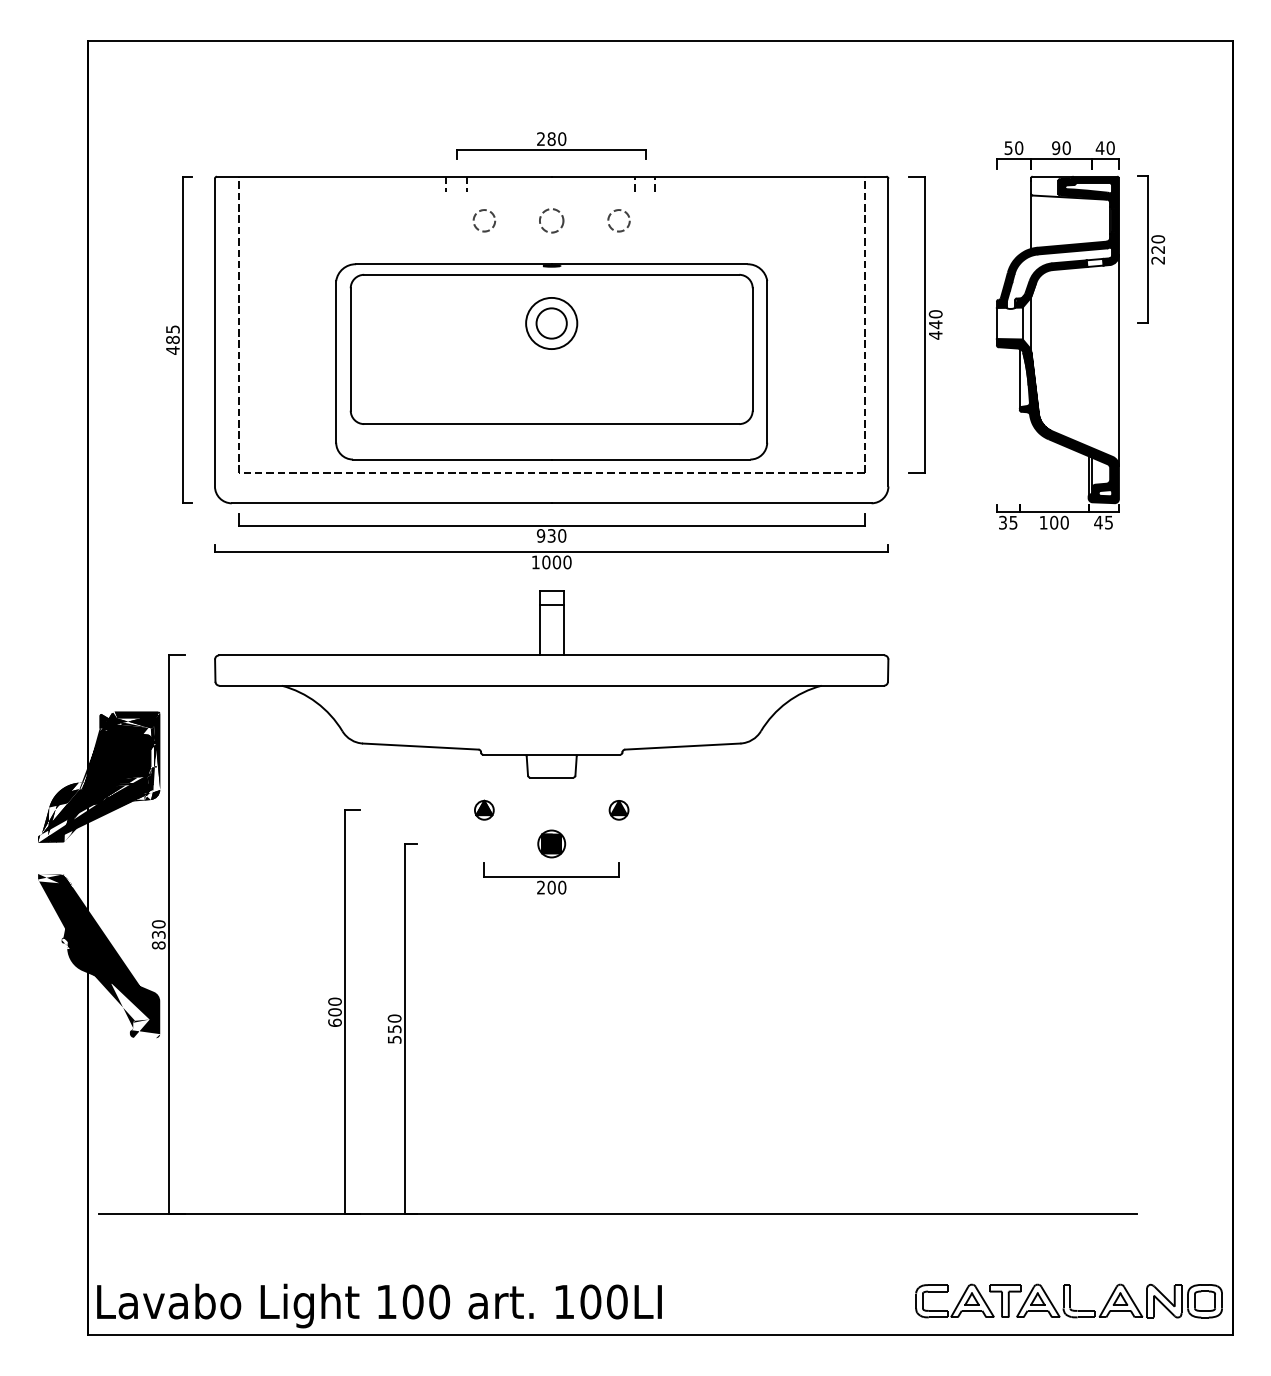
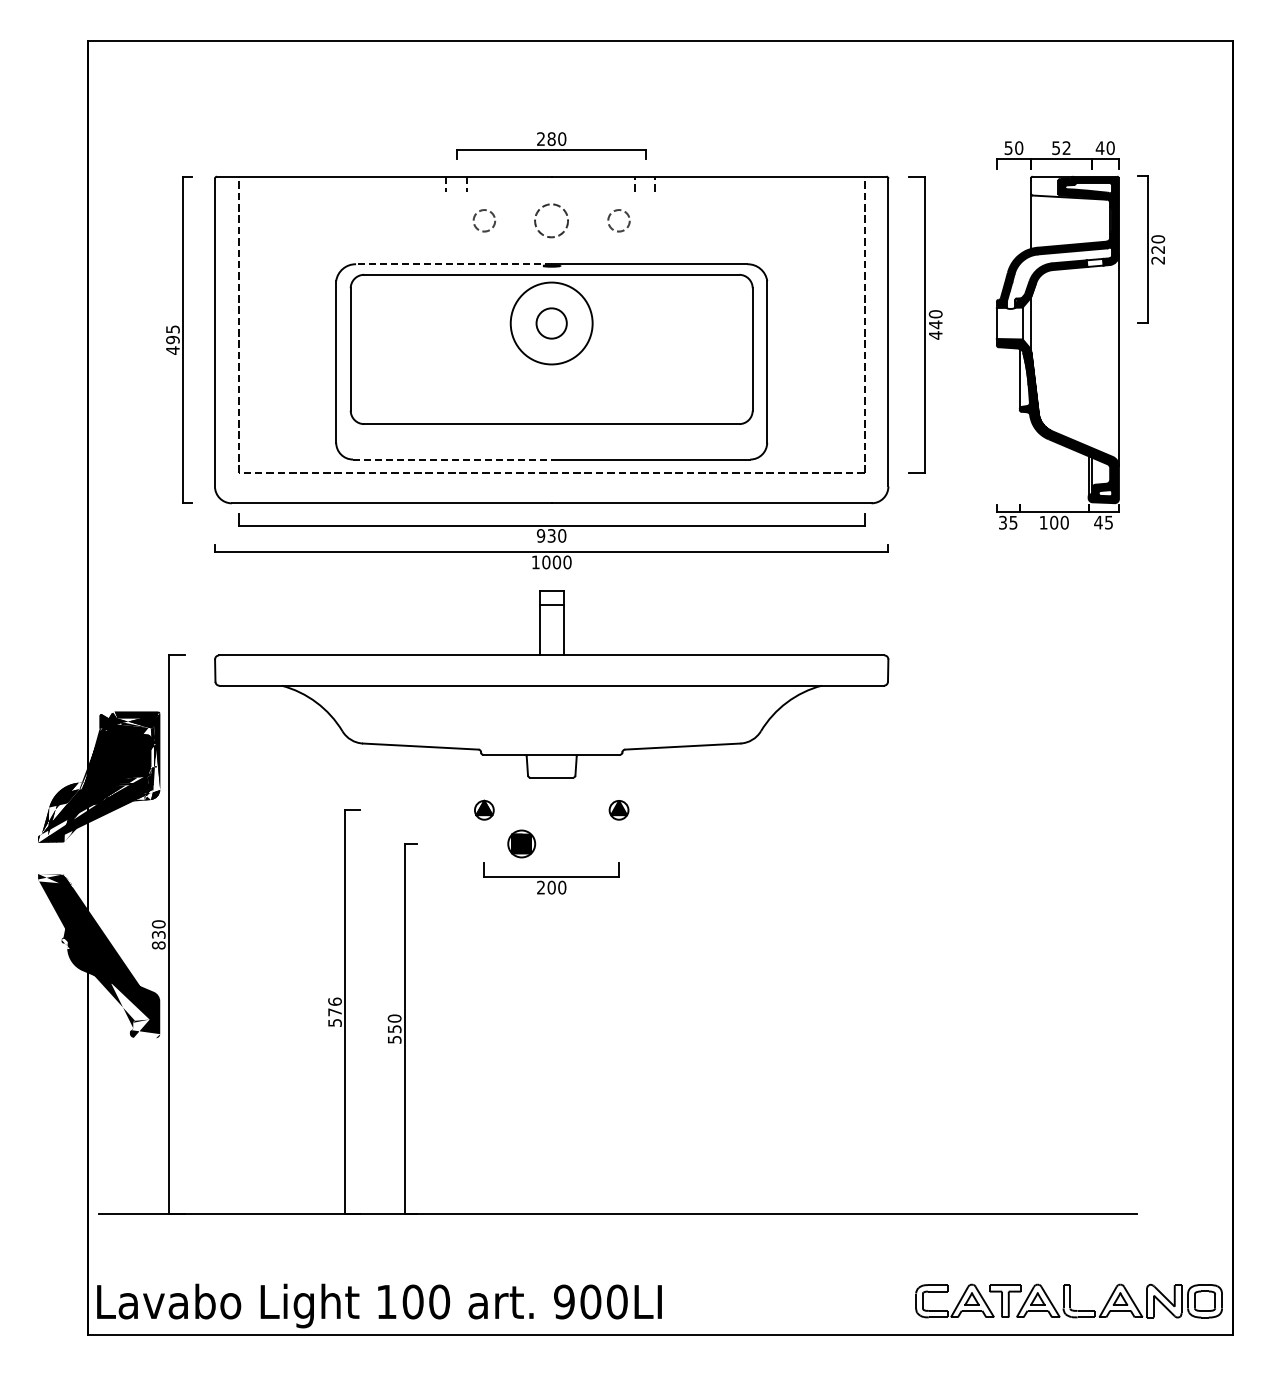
text: 90 -> 52 (1061, 148)
circle size: 26x26 px -> 35x36 px (551, 220)
line: solid -> dashed (453, 264)
circle diameter: 51 px -> 82 px (551, 323)
text: 485 -> 495 (172, 339)
line: solid -> dashed (452, 459)
part position: (551, 843) -> (521, 843) (521, 843)
text: 600 -> 576 (334, 1011)
text: 100LI -> 900LI (564, 1301)
